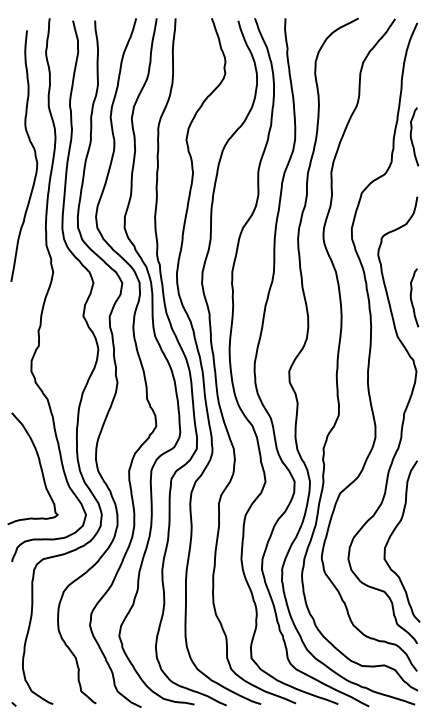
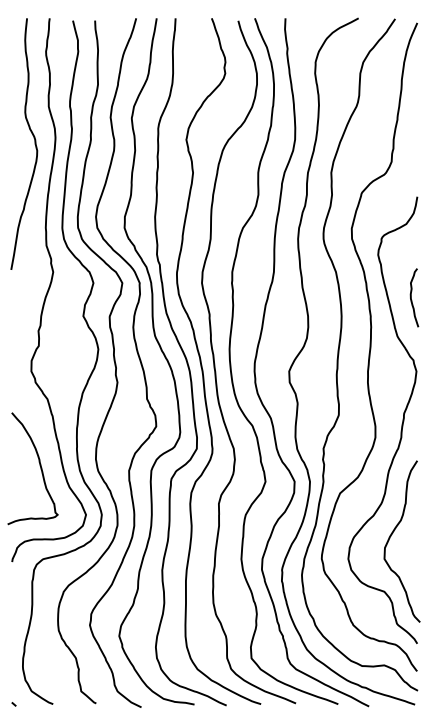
curve: present -> none (411, 136)
curve position: (34, 155) -> (34, 143) (34, 143)
